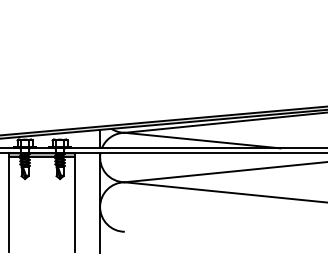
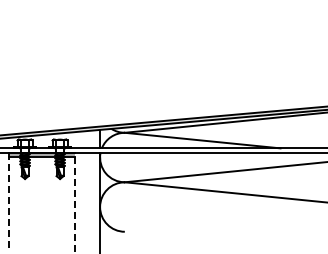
line: solid -> dashed (75, 202)
line: solid -> dashed (9, 203)
